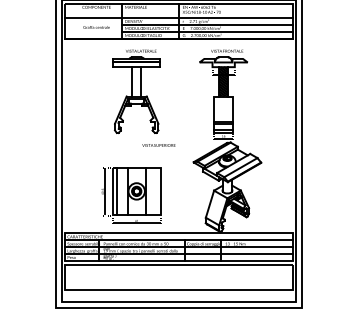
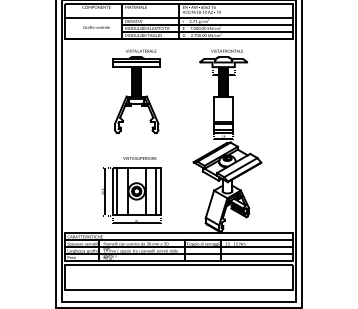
hatch: none -> present (136, 81)
text position: (158, 145) -> (139, 158) (139, 158)
line: none -> present (156, 190)
